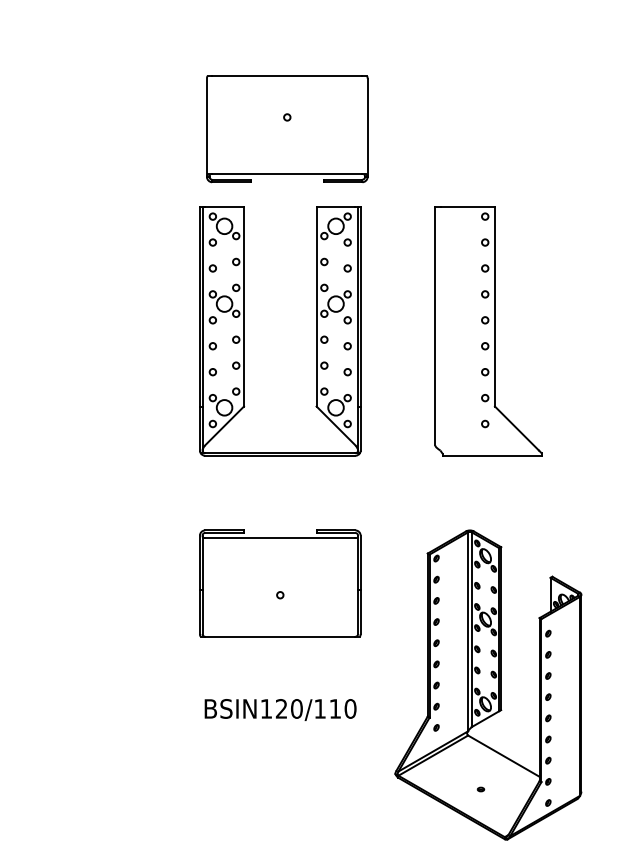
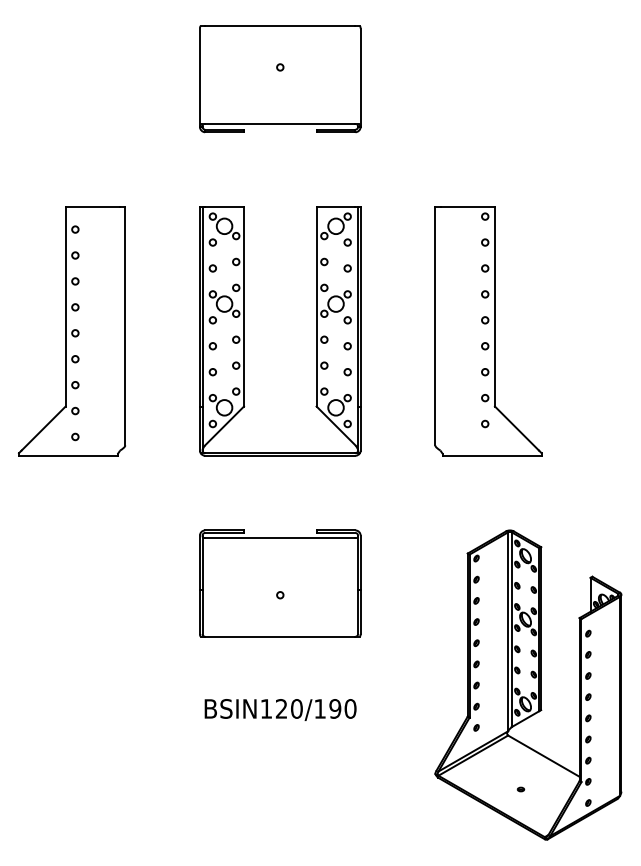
part position: (287, 129) -> (280, 79) (280, 79)
part: none -> present (71, 331)
part position: (488, 684) -> (528, 684) (528, 684)
text: BSIN120/110 -> BSIN120/190 (335, 708)
